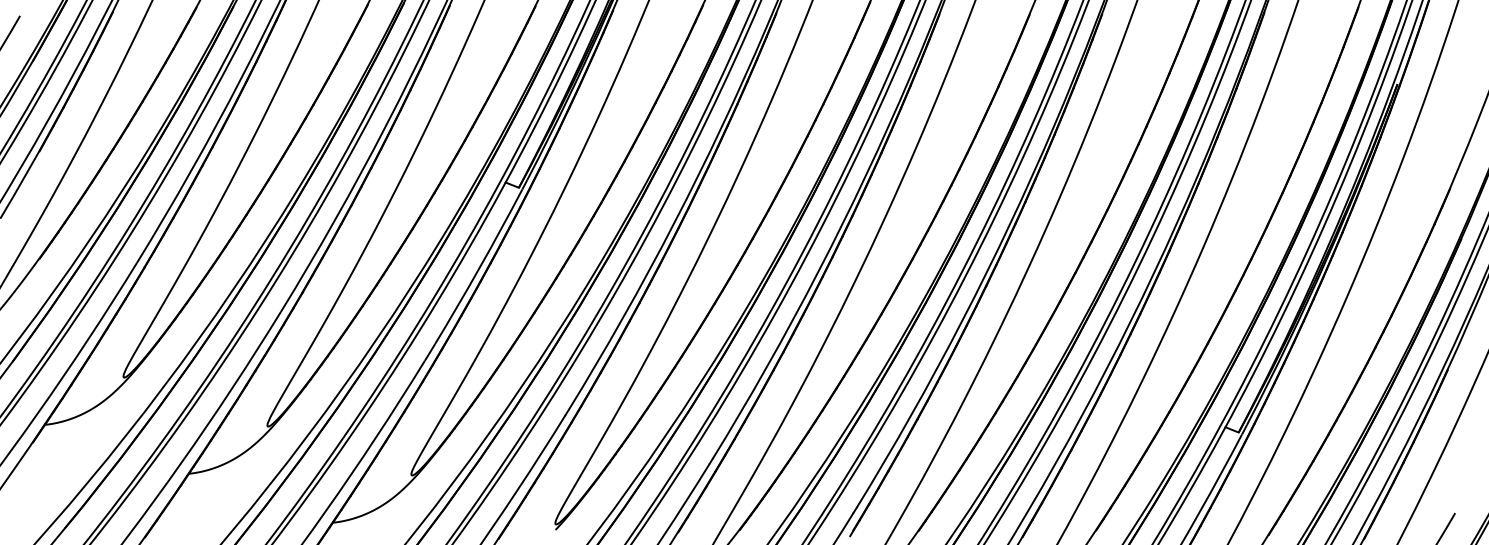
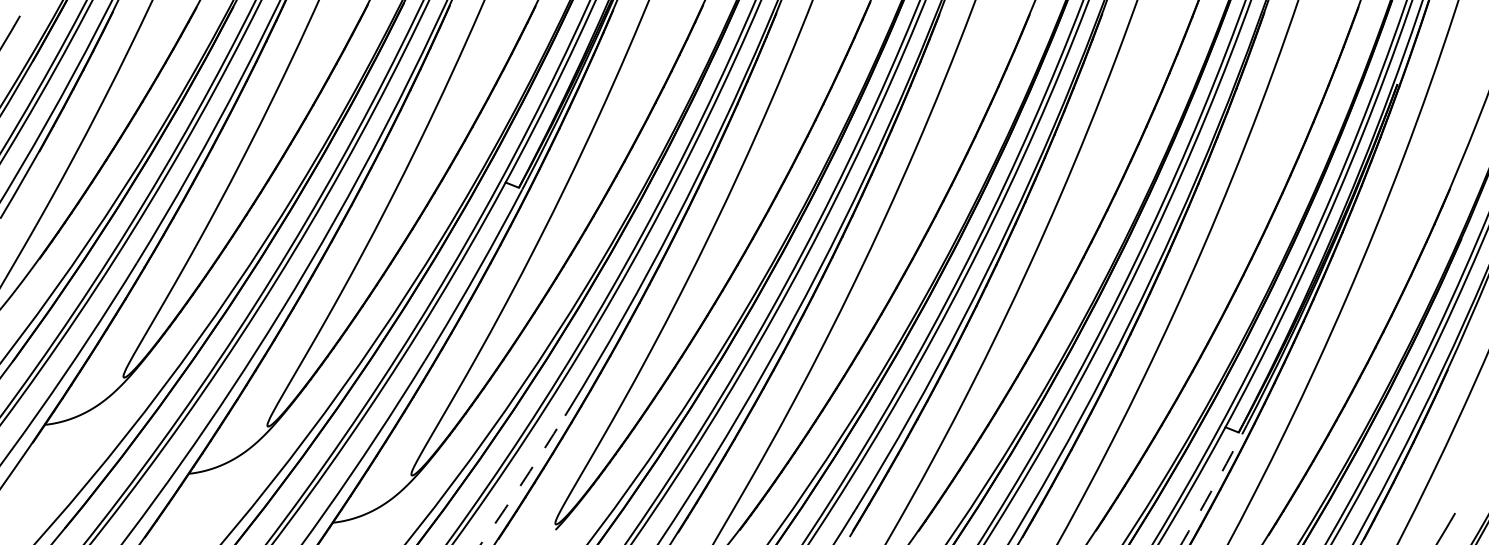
arc: solid -> dashed (523, 480)
arc: solid -> dashed (1212, 489)
